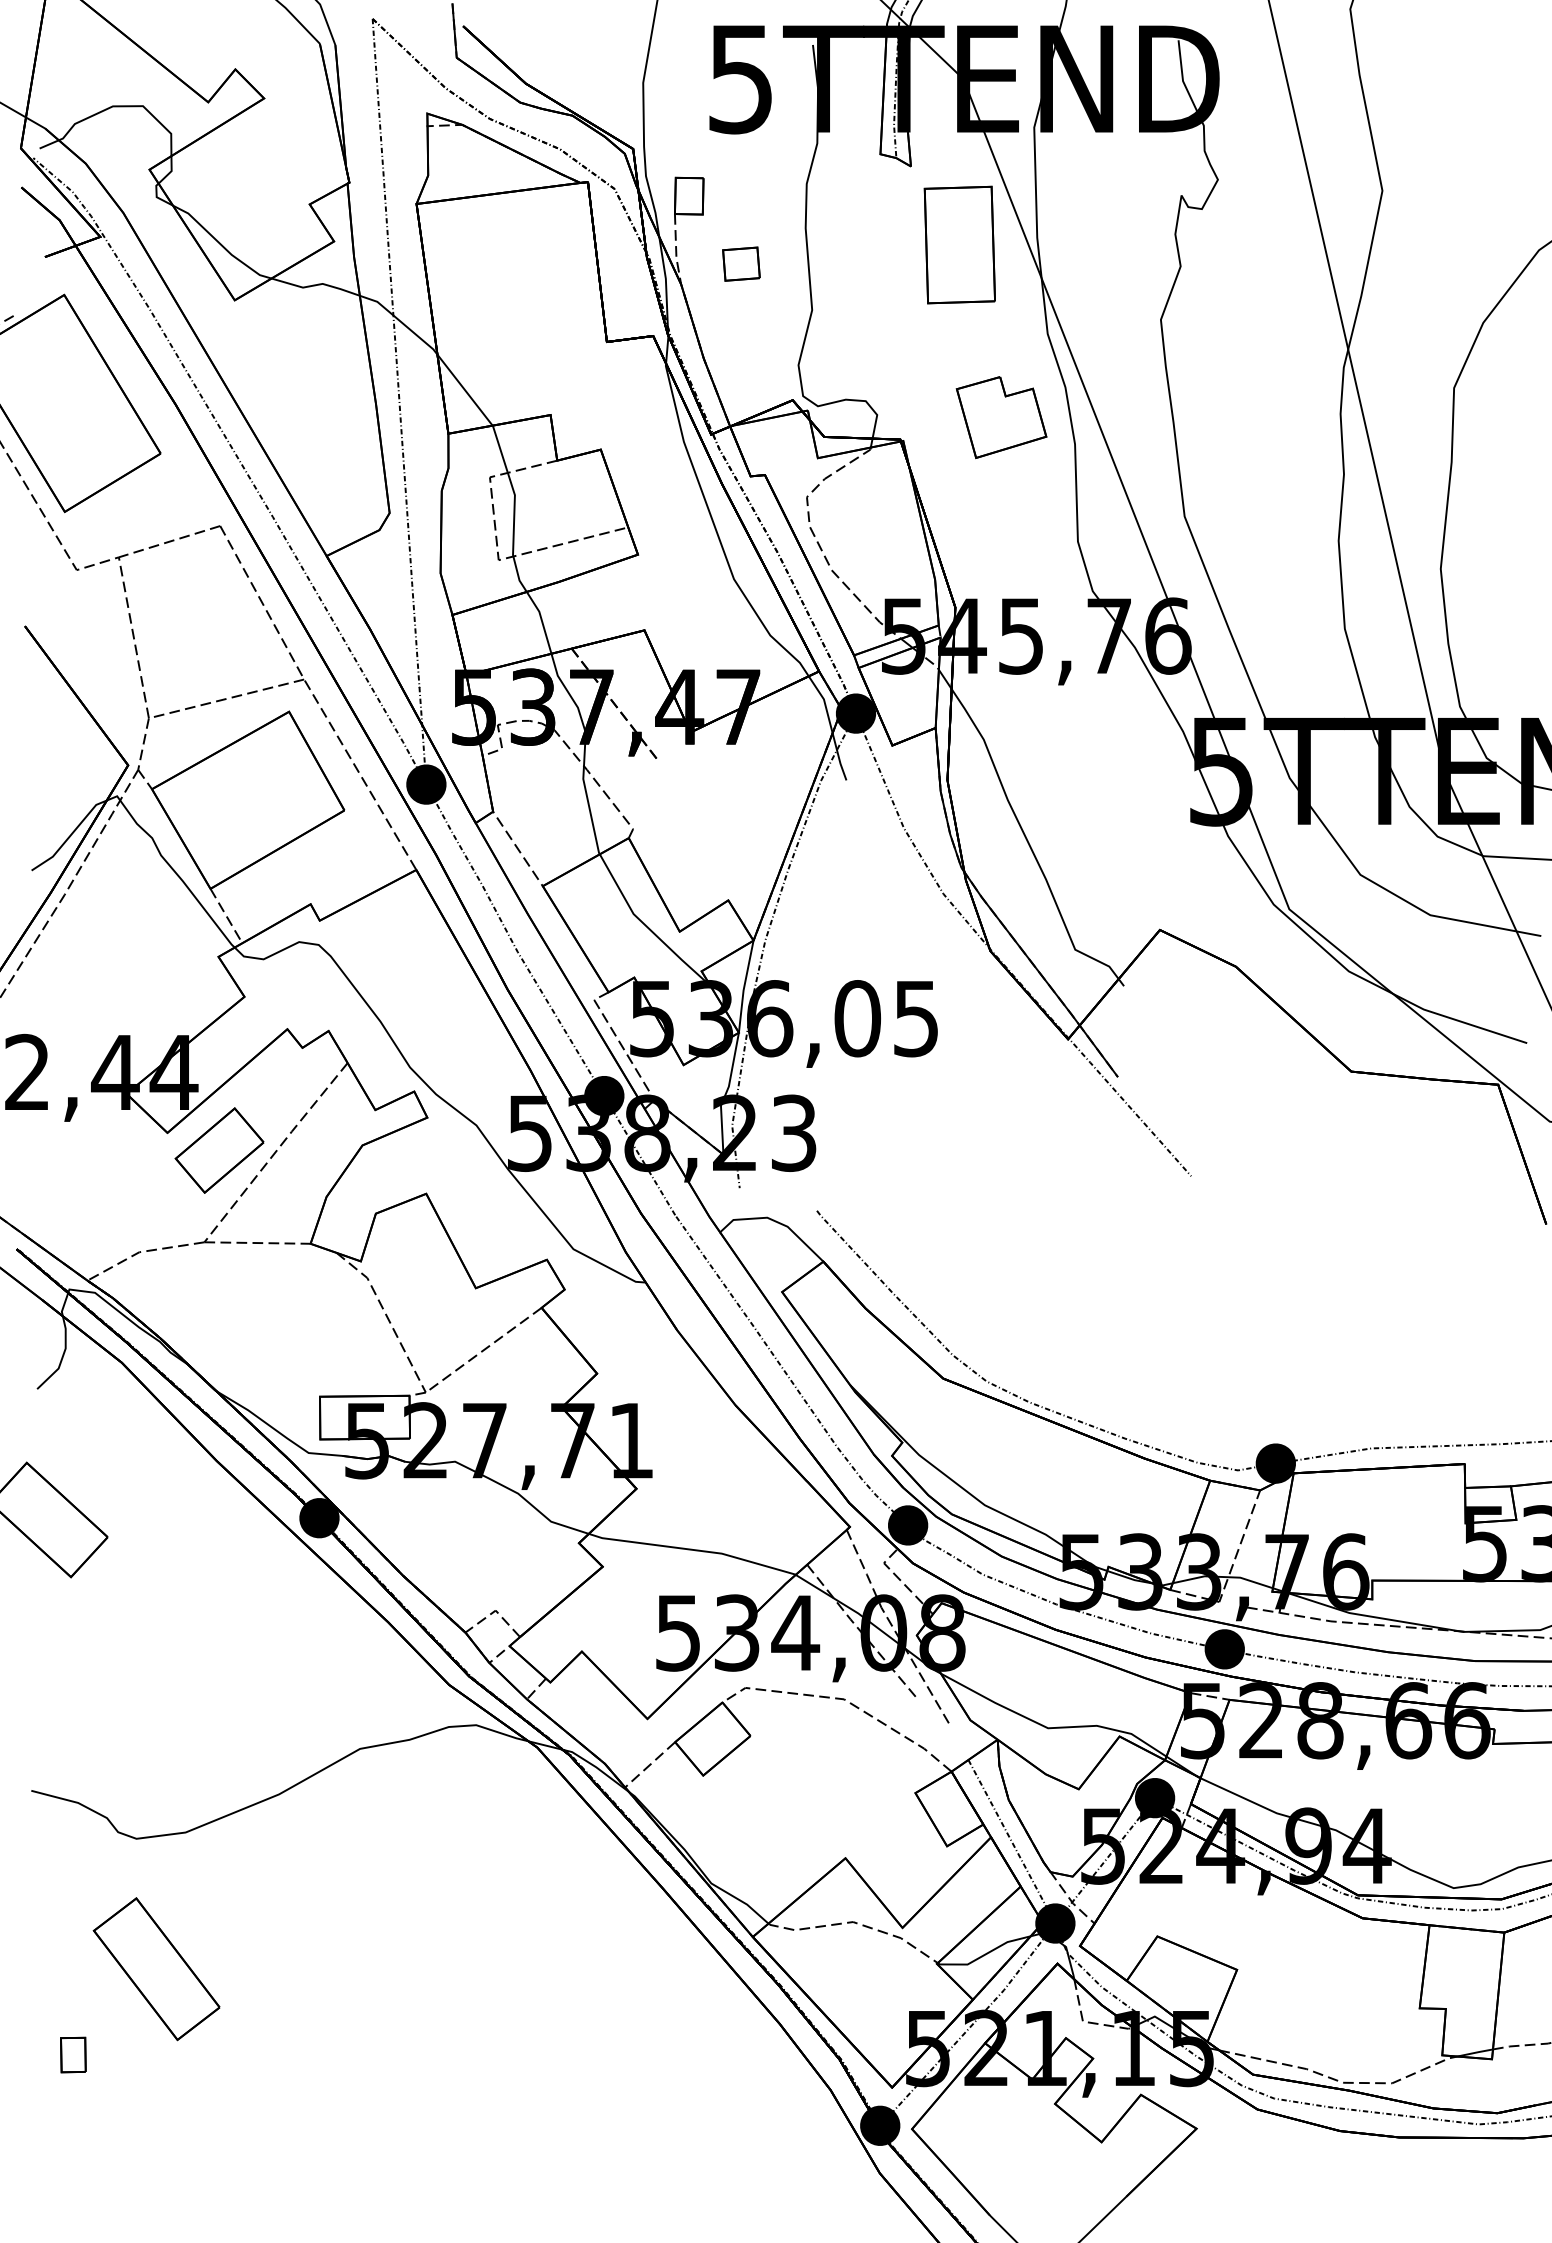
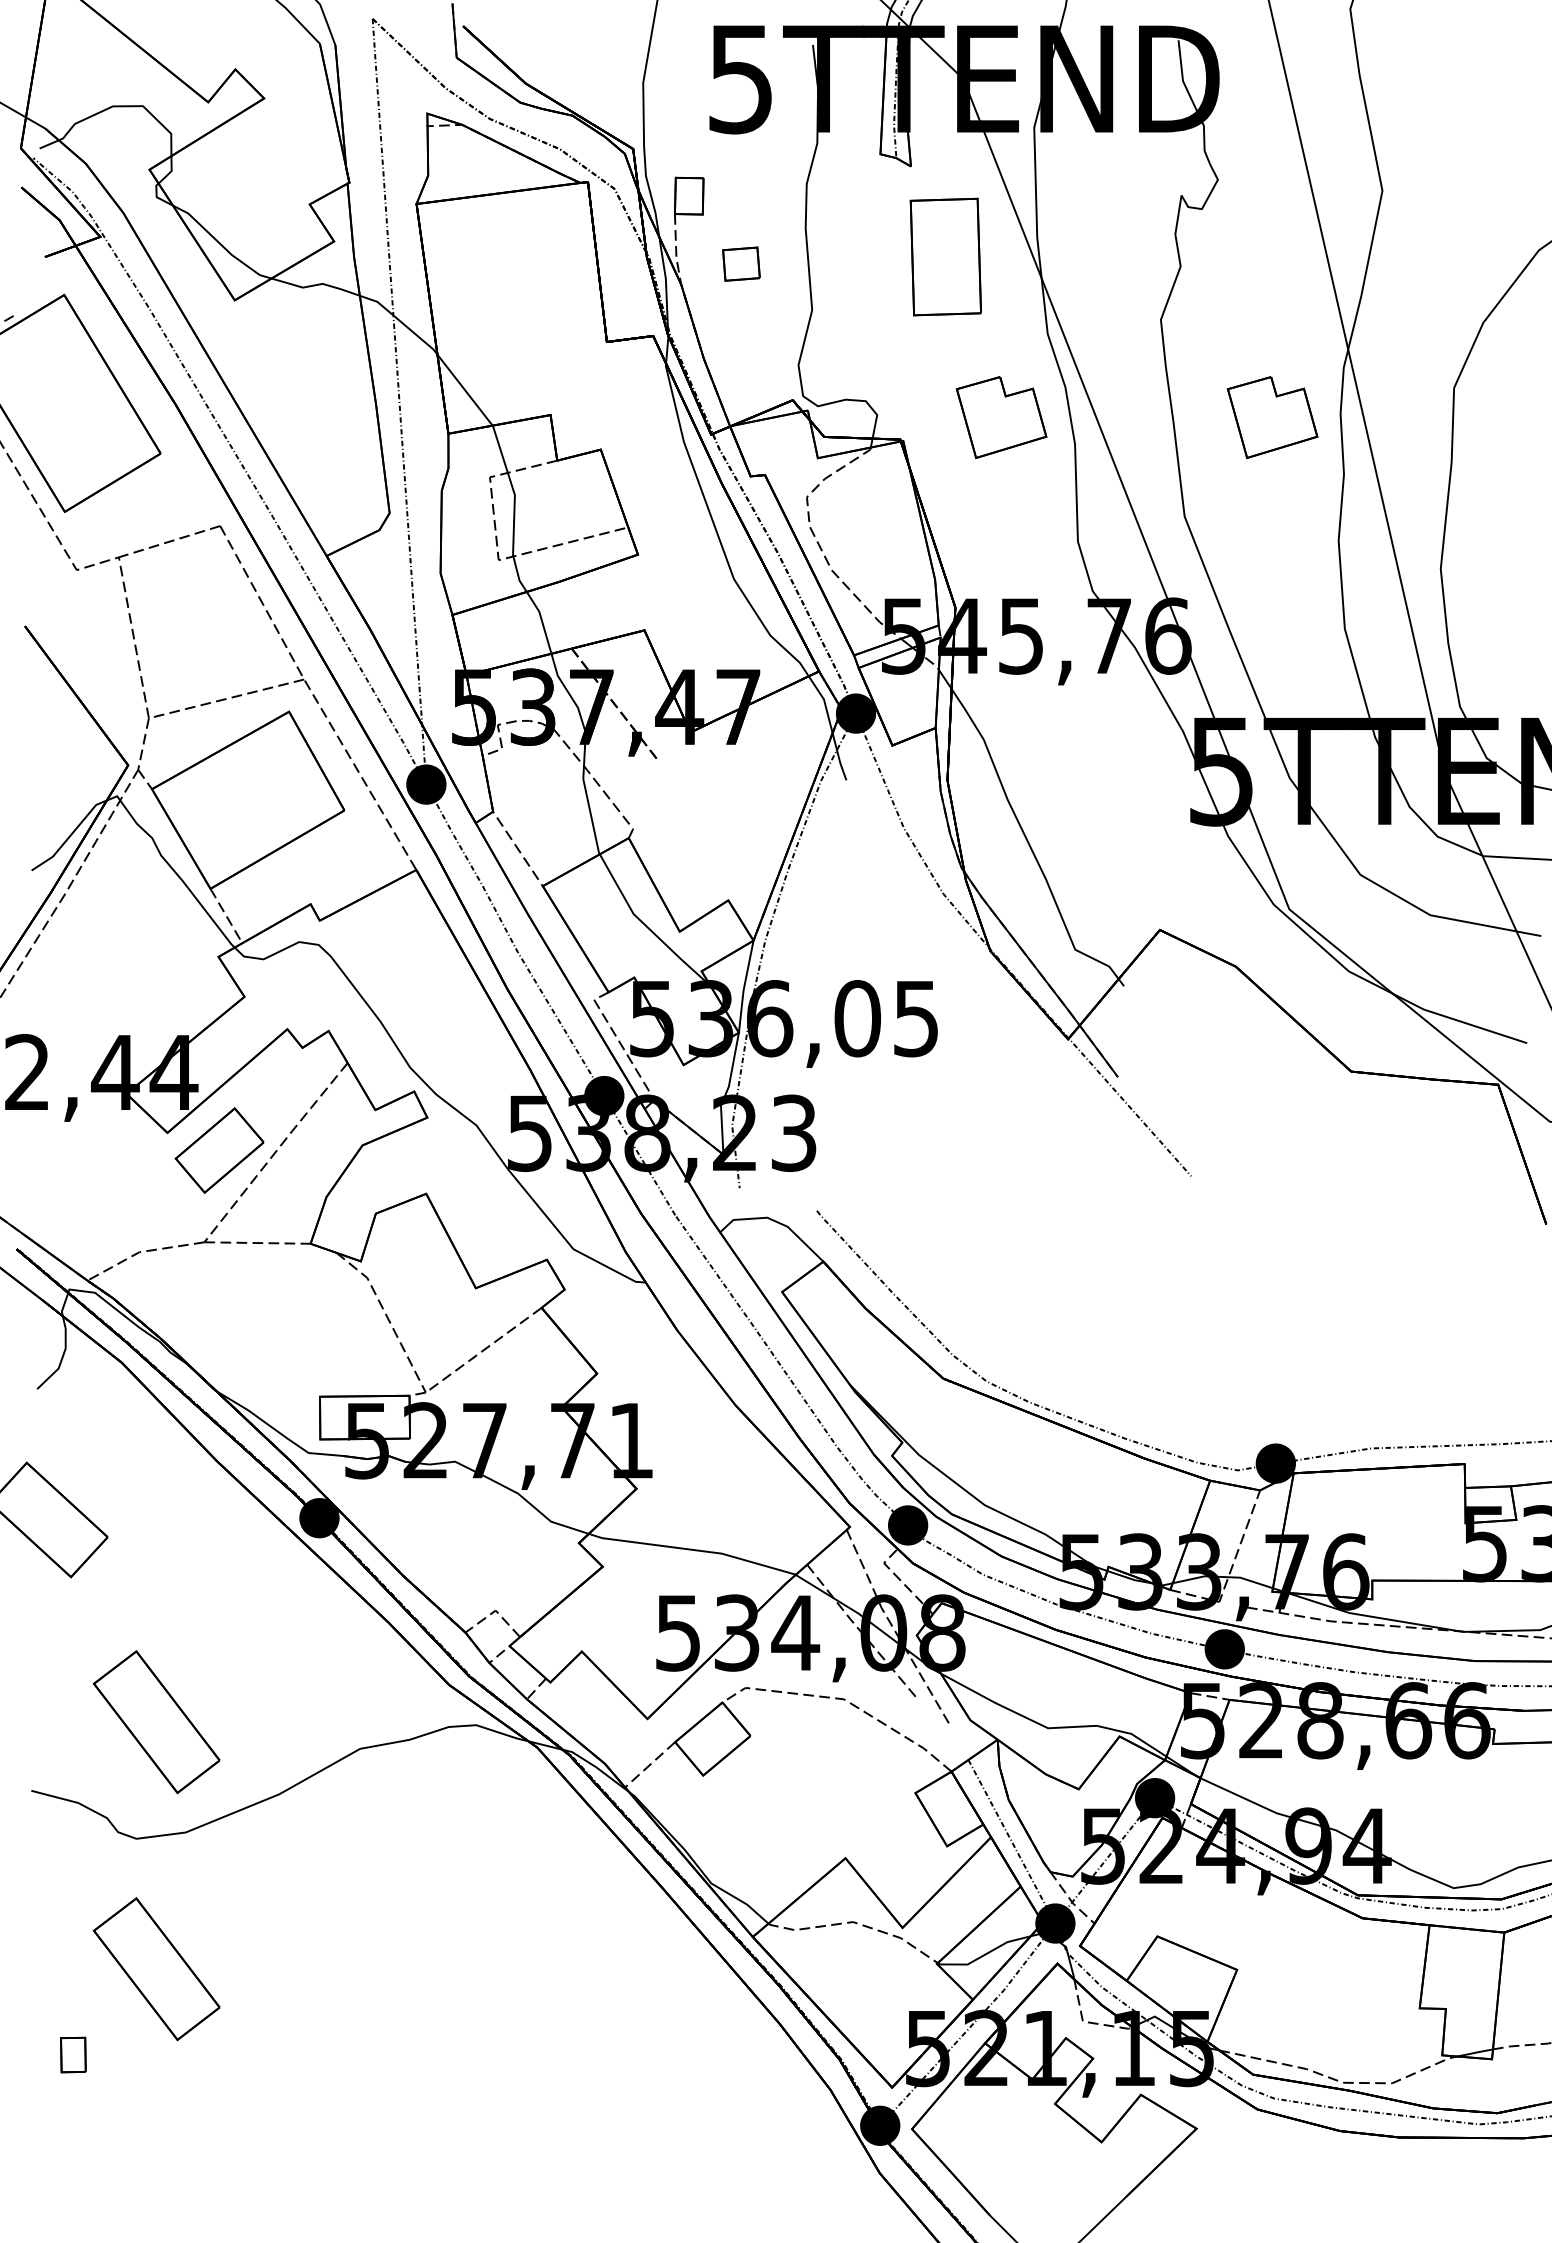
part position: (959, 244) -> (945, 256) (945, 256)
part: none -> present (1272, 417)
part: none -> present (156, 1722)
